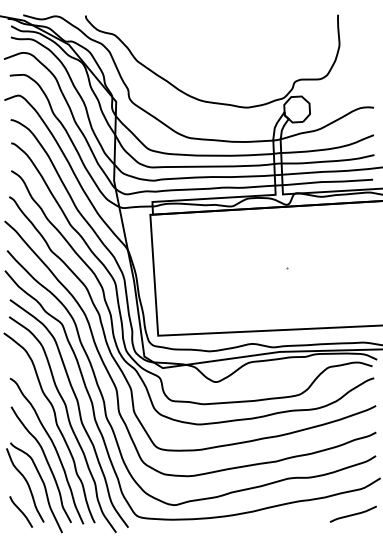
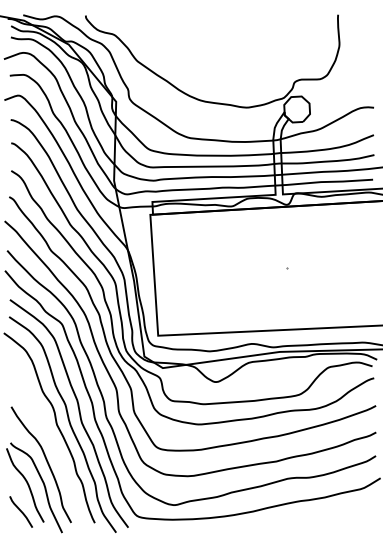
curve: present -> none (53, 446)
curve: present -> none (353, 513)
